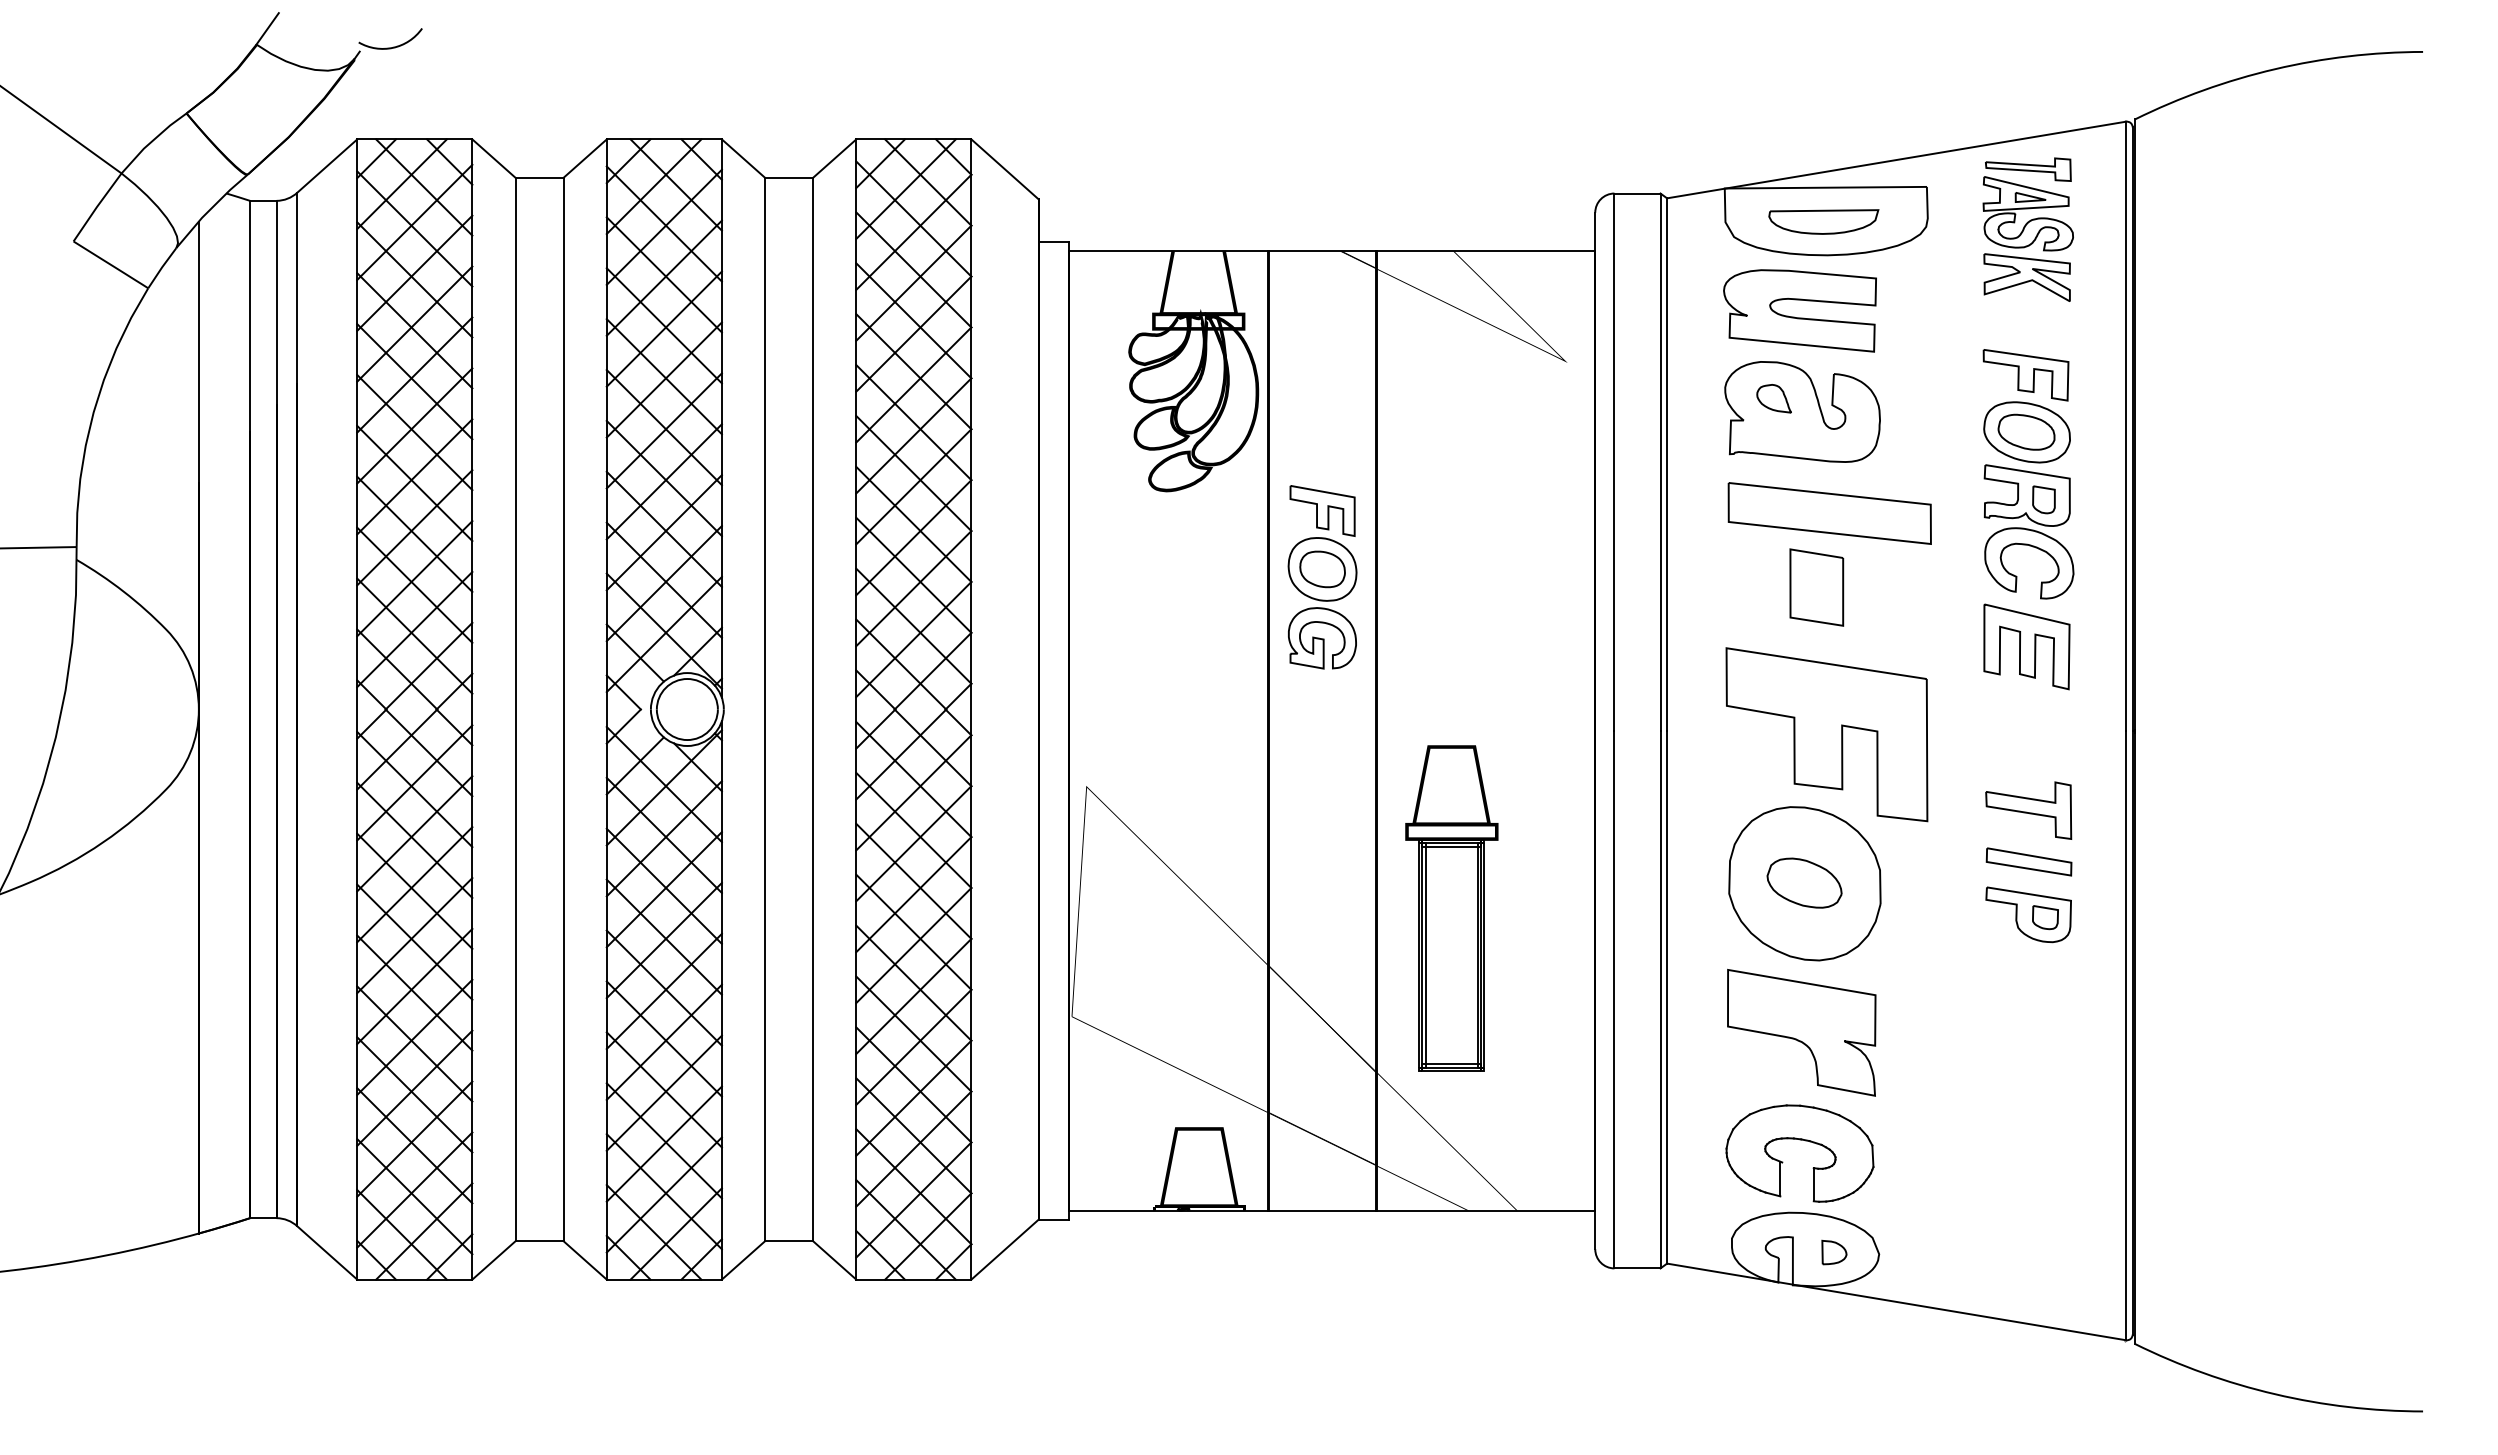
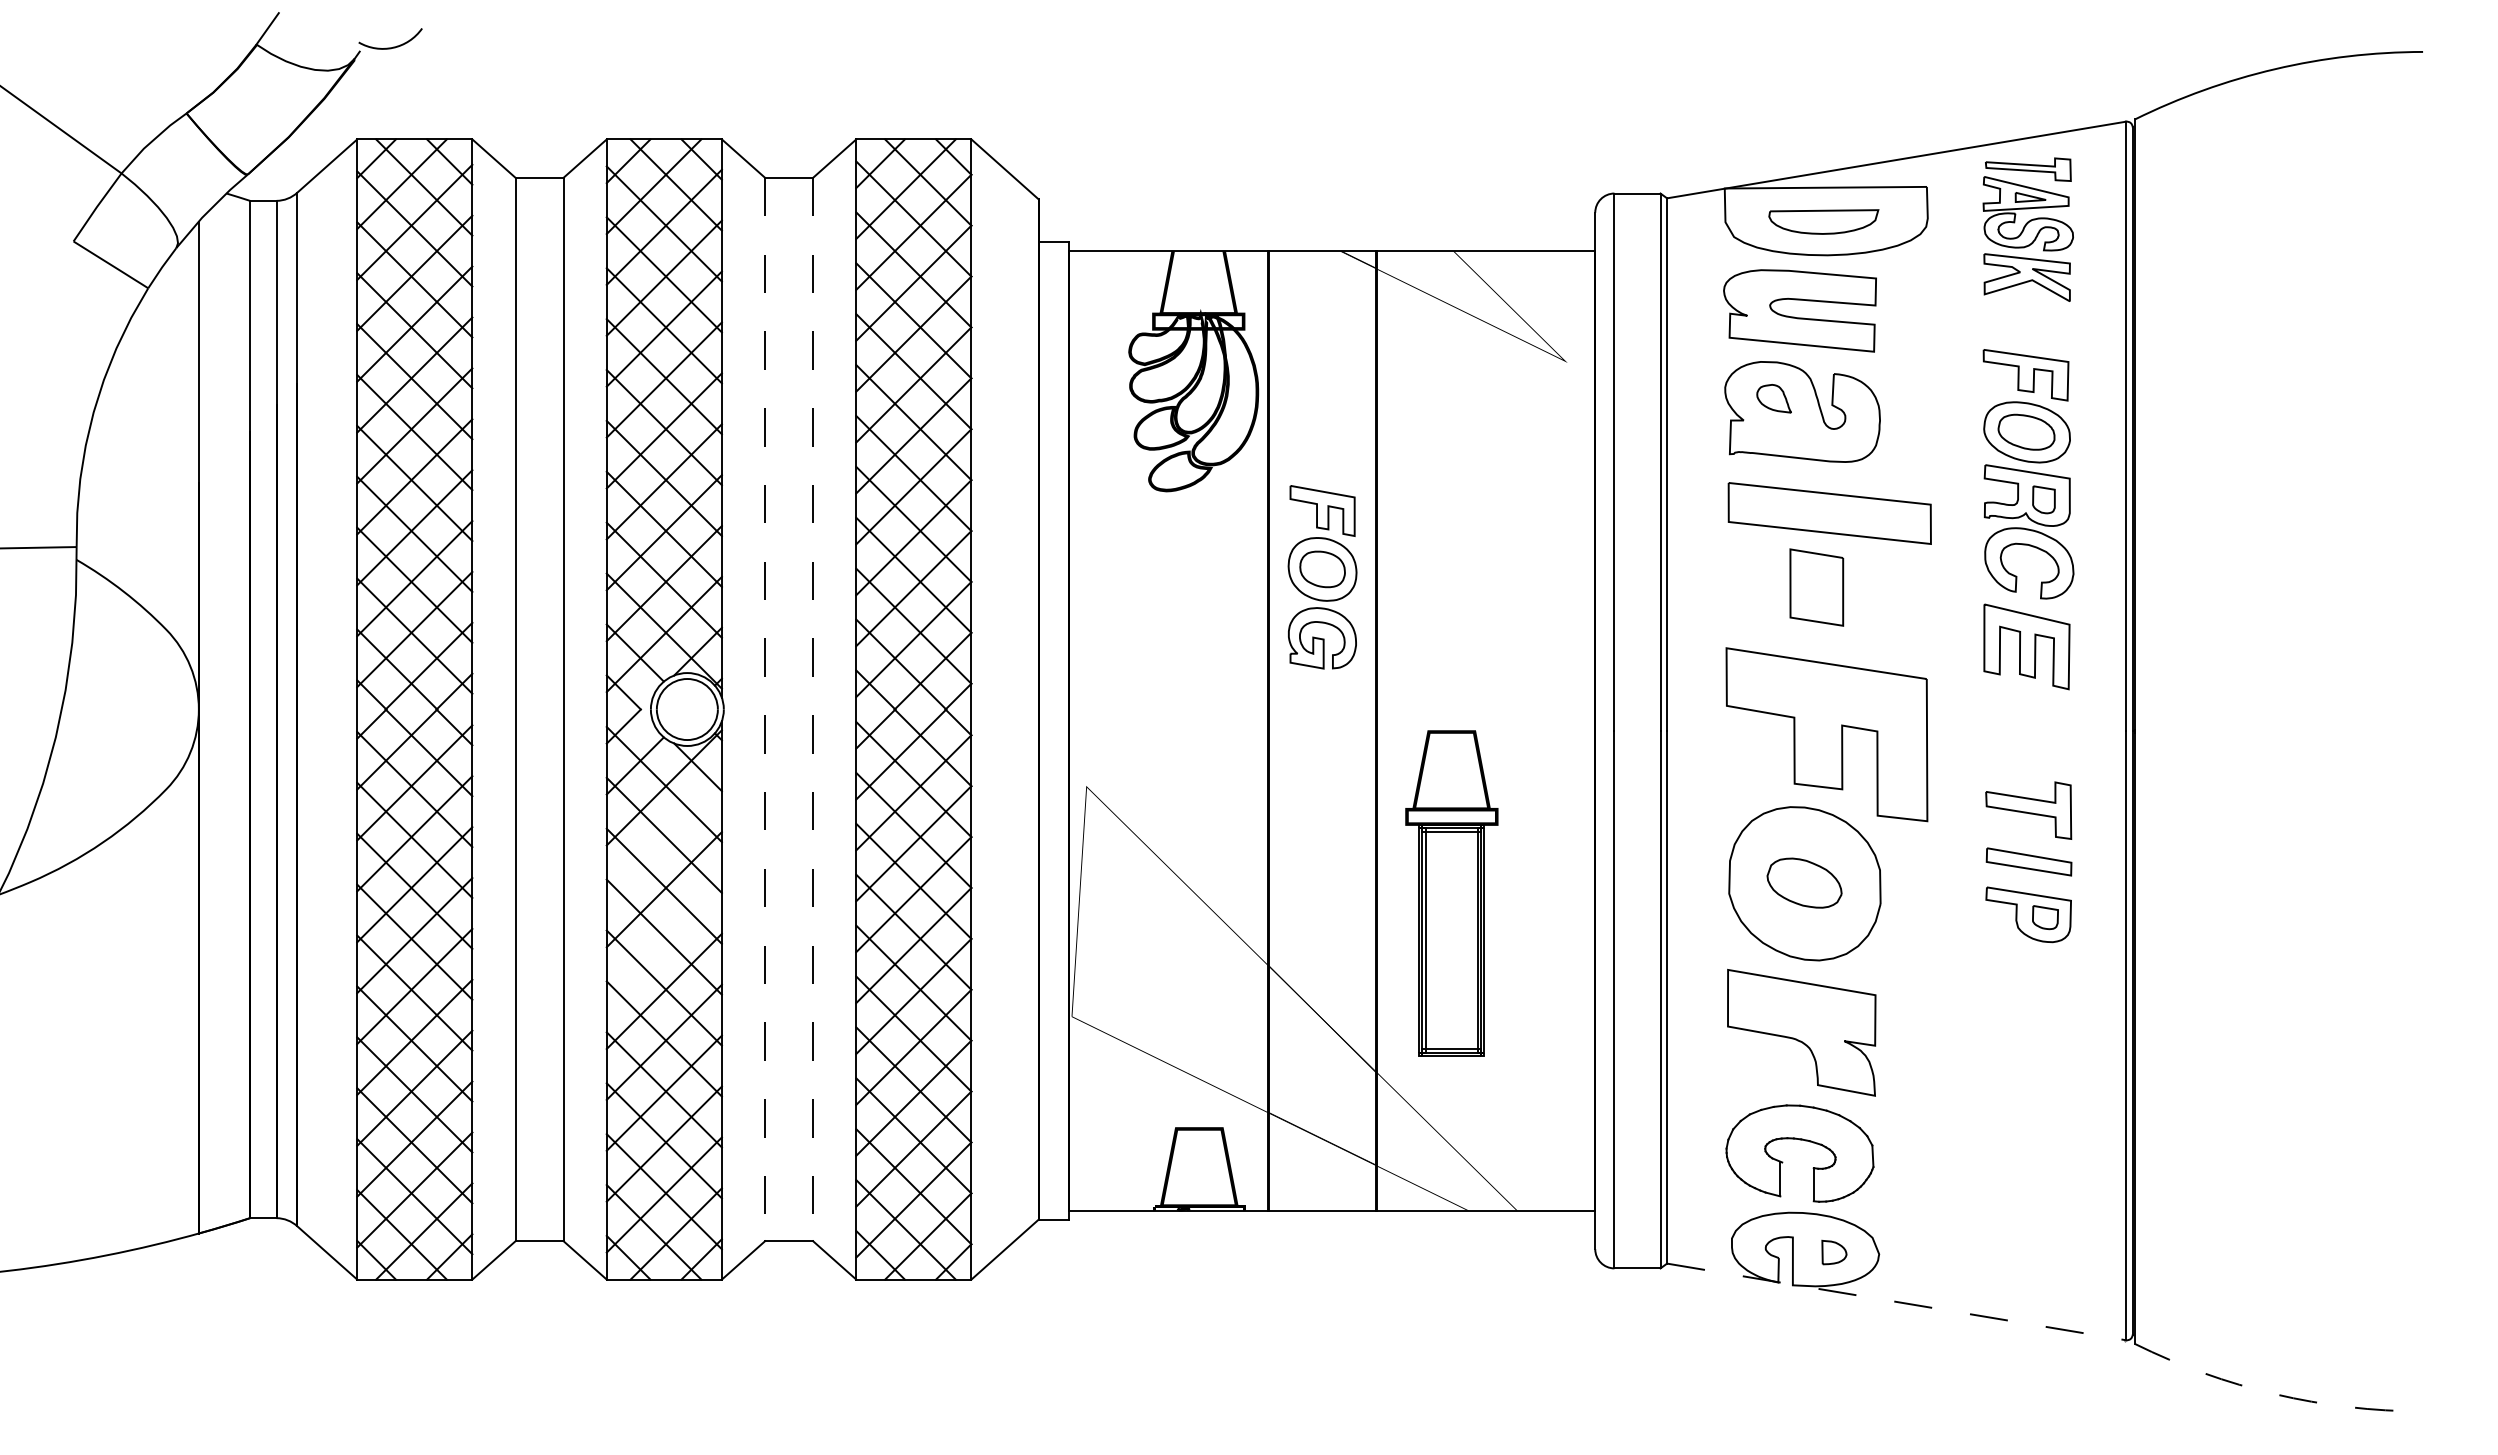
line: solid -> dashed (765, 709)
line: solid -> dashed (813, 709)
line: present -> none (663, 838)
part position: (1451, 908) -> (1451, 893) (1451, 893)
line: present -> none (663, 940)
line: solid -> dashed (1896, 1301)
arc: solid -> dashed (2275, 1394)
